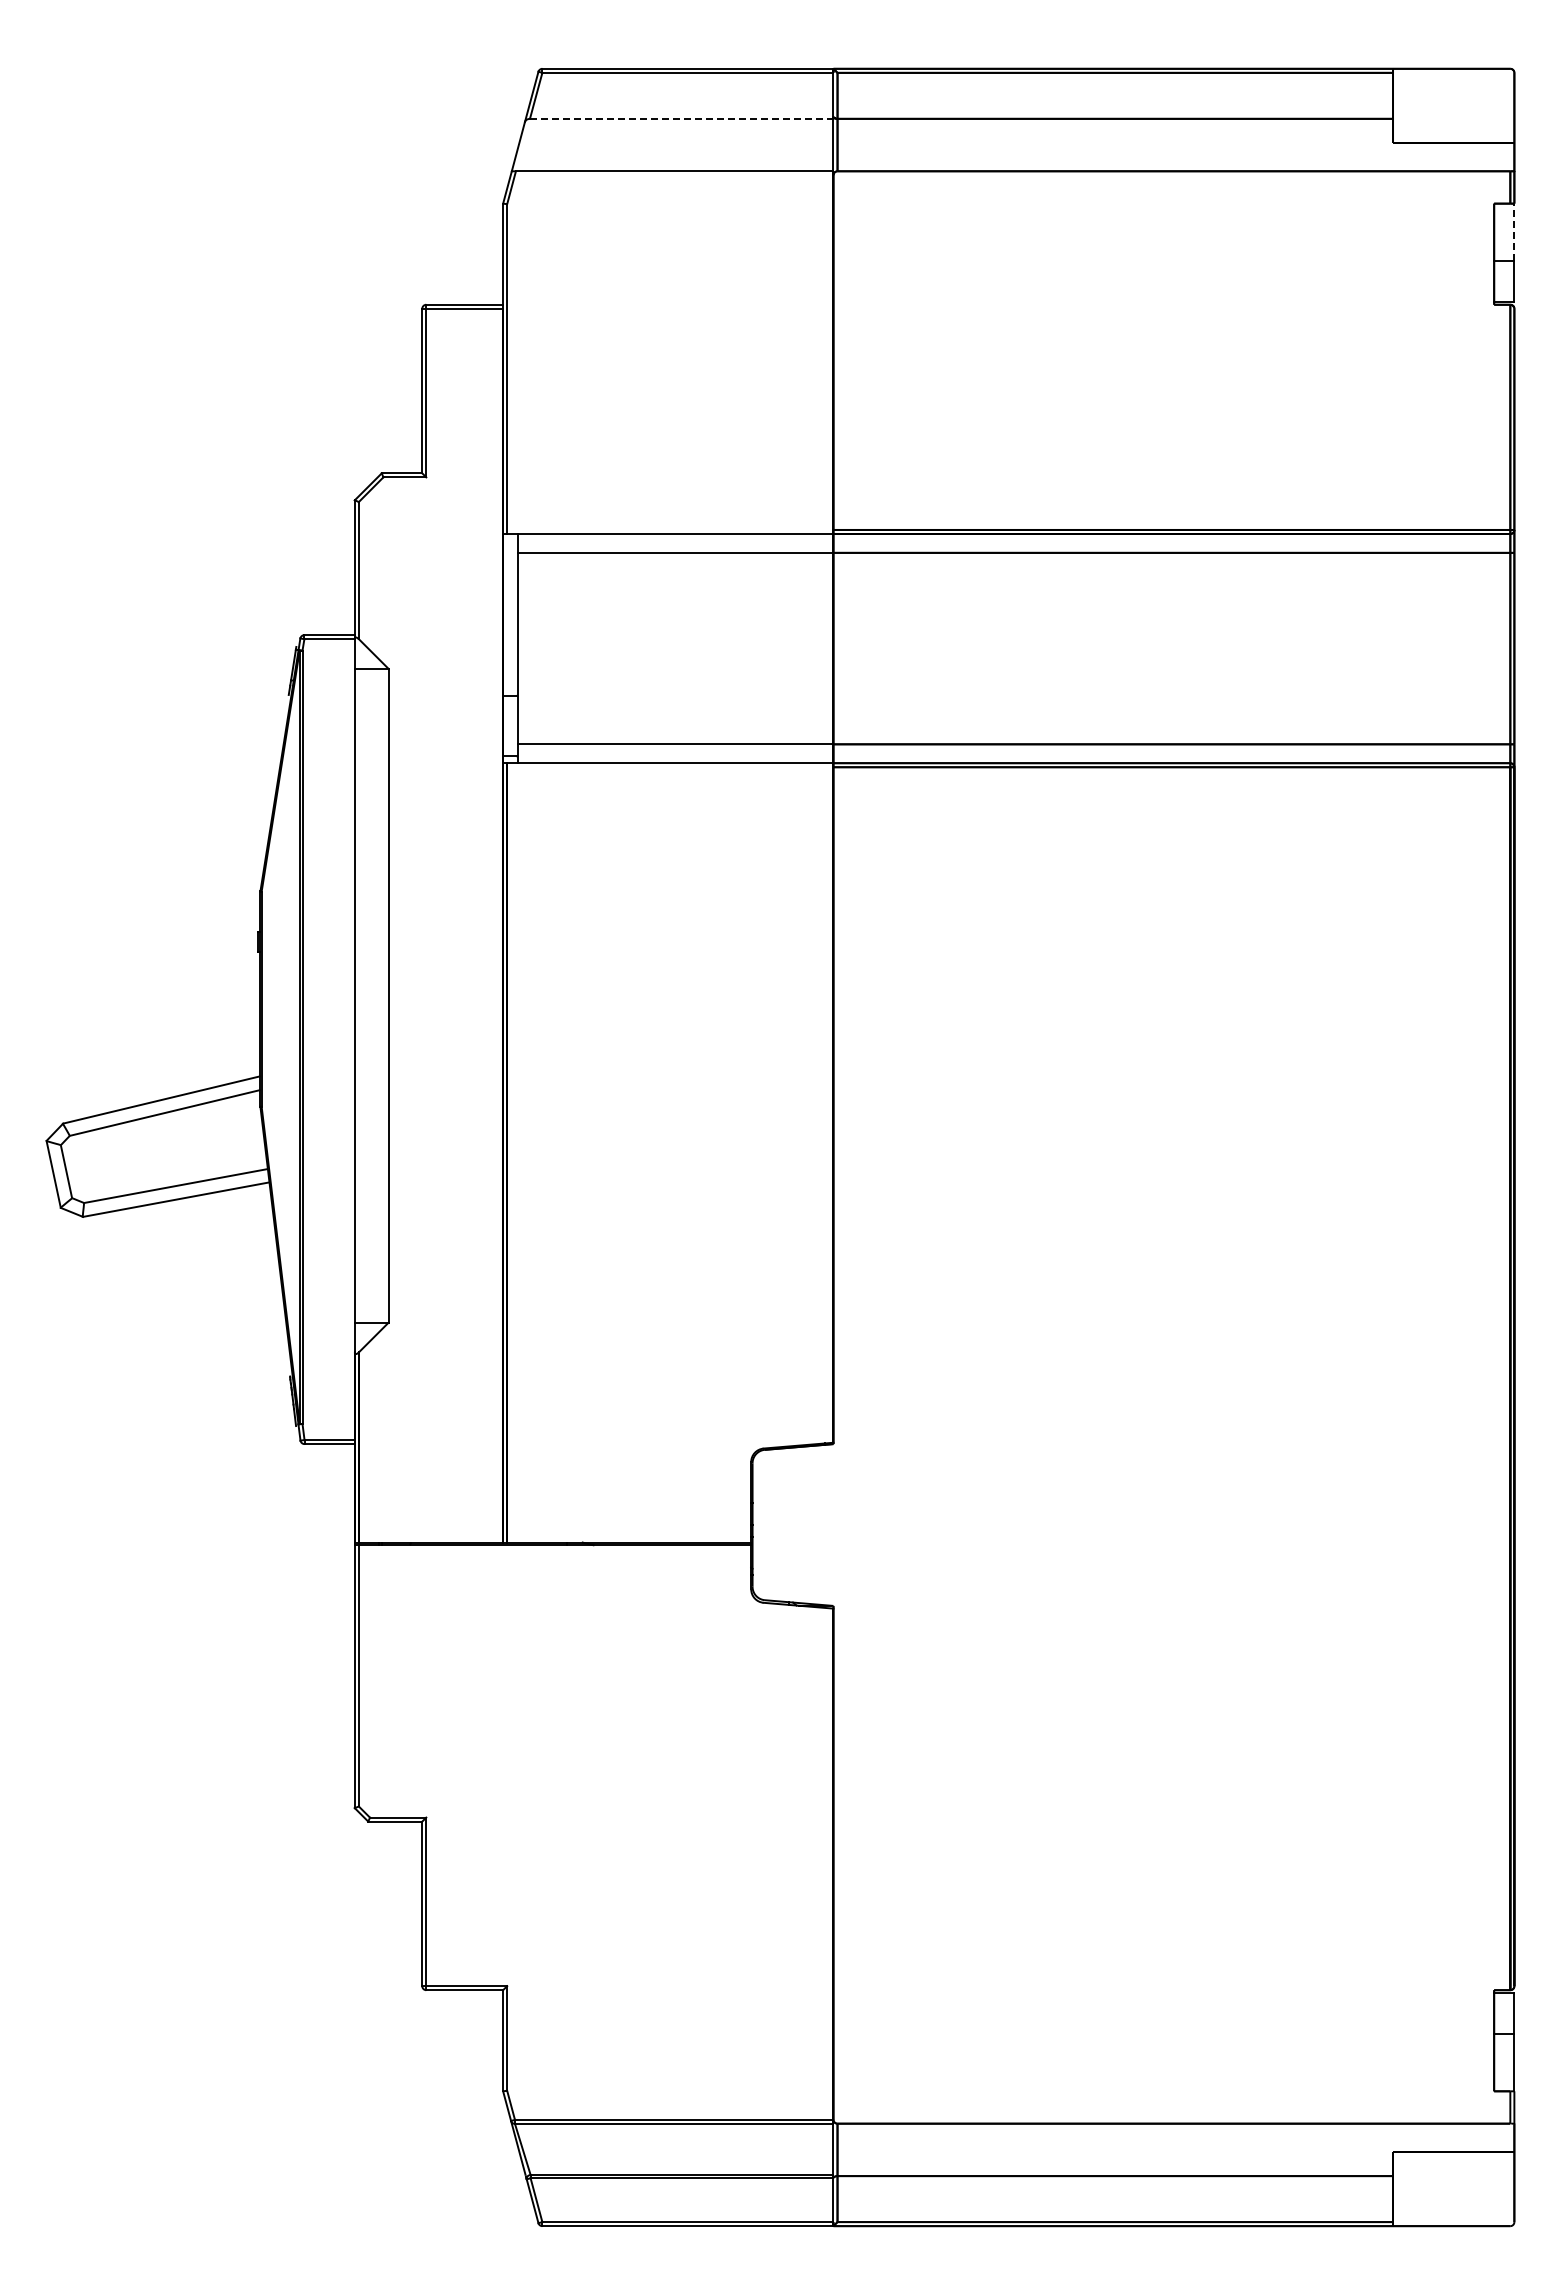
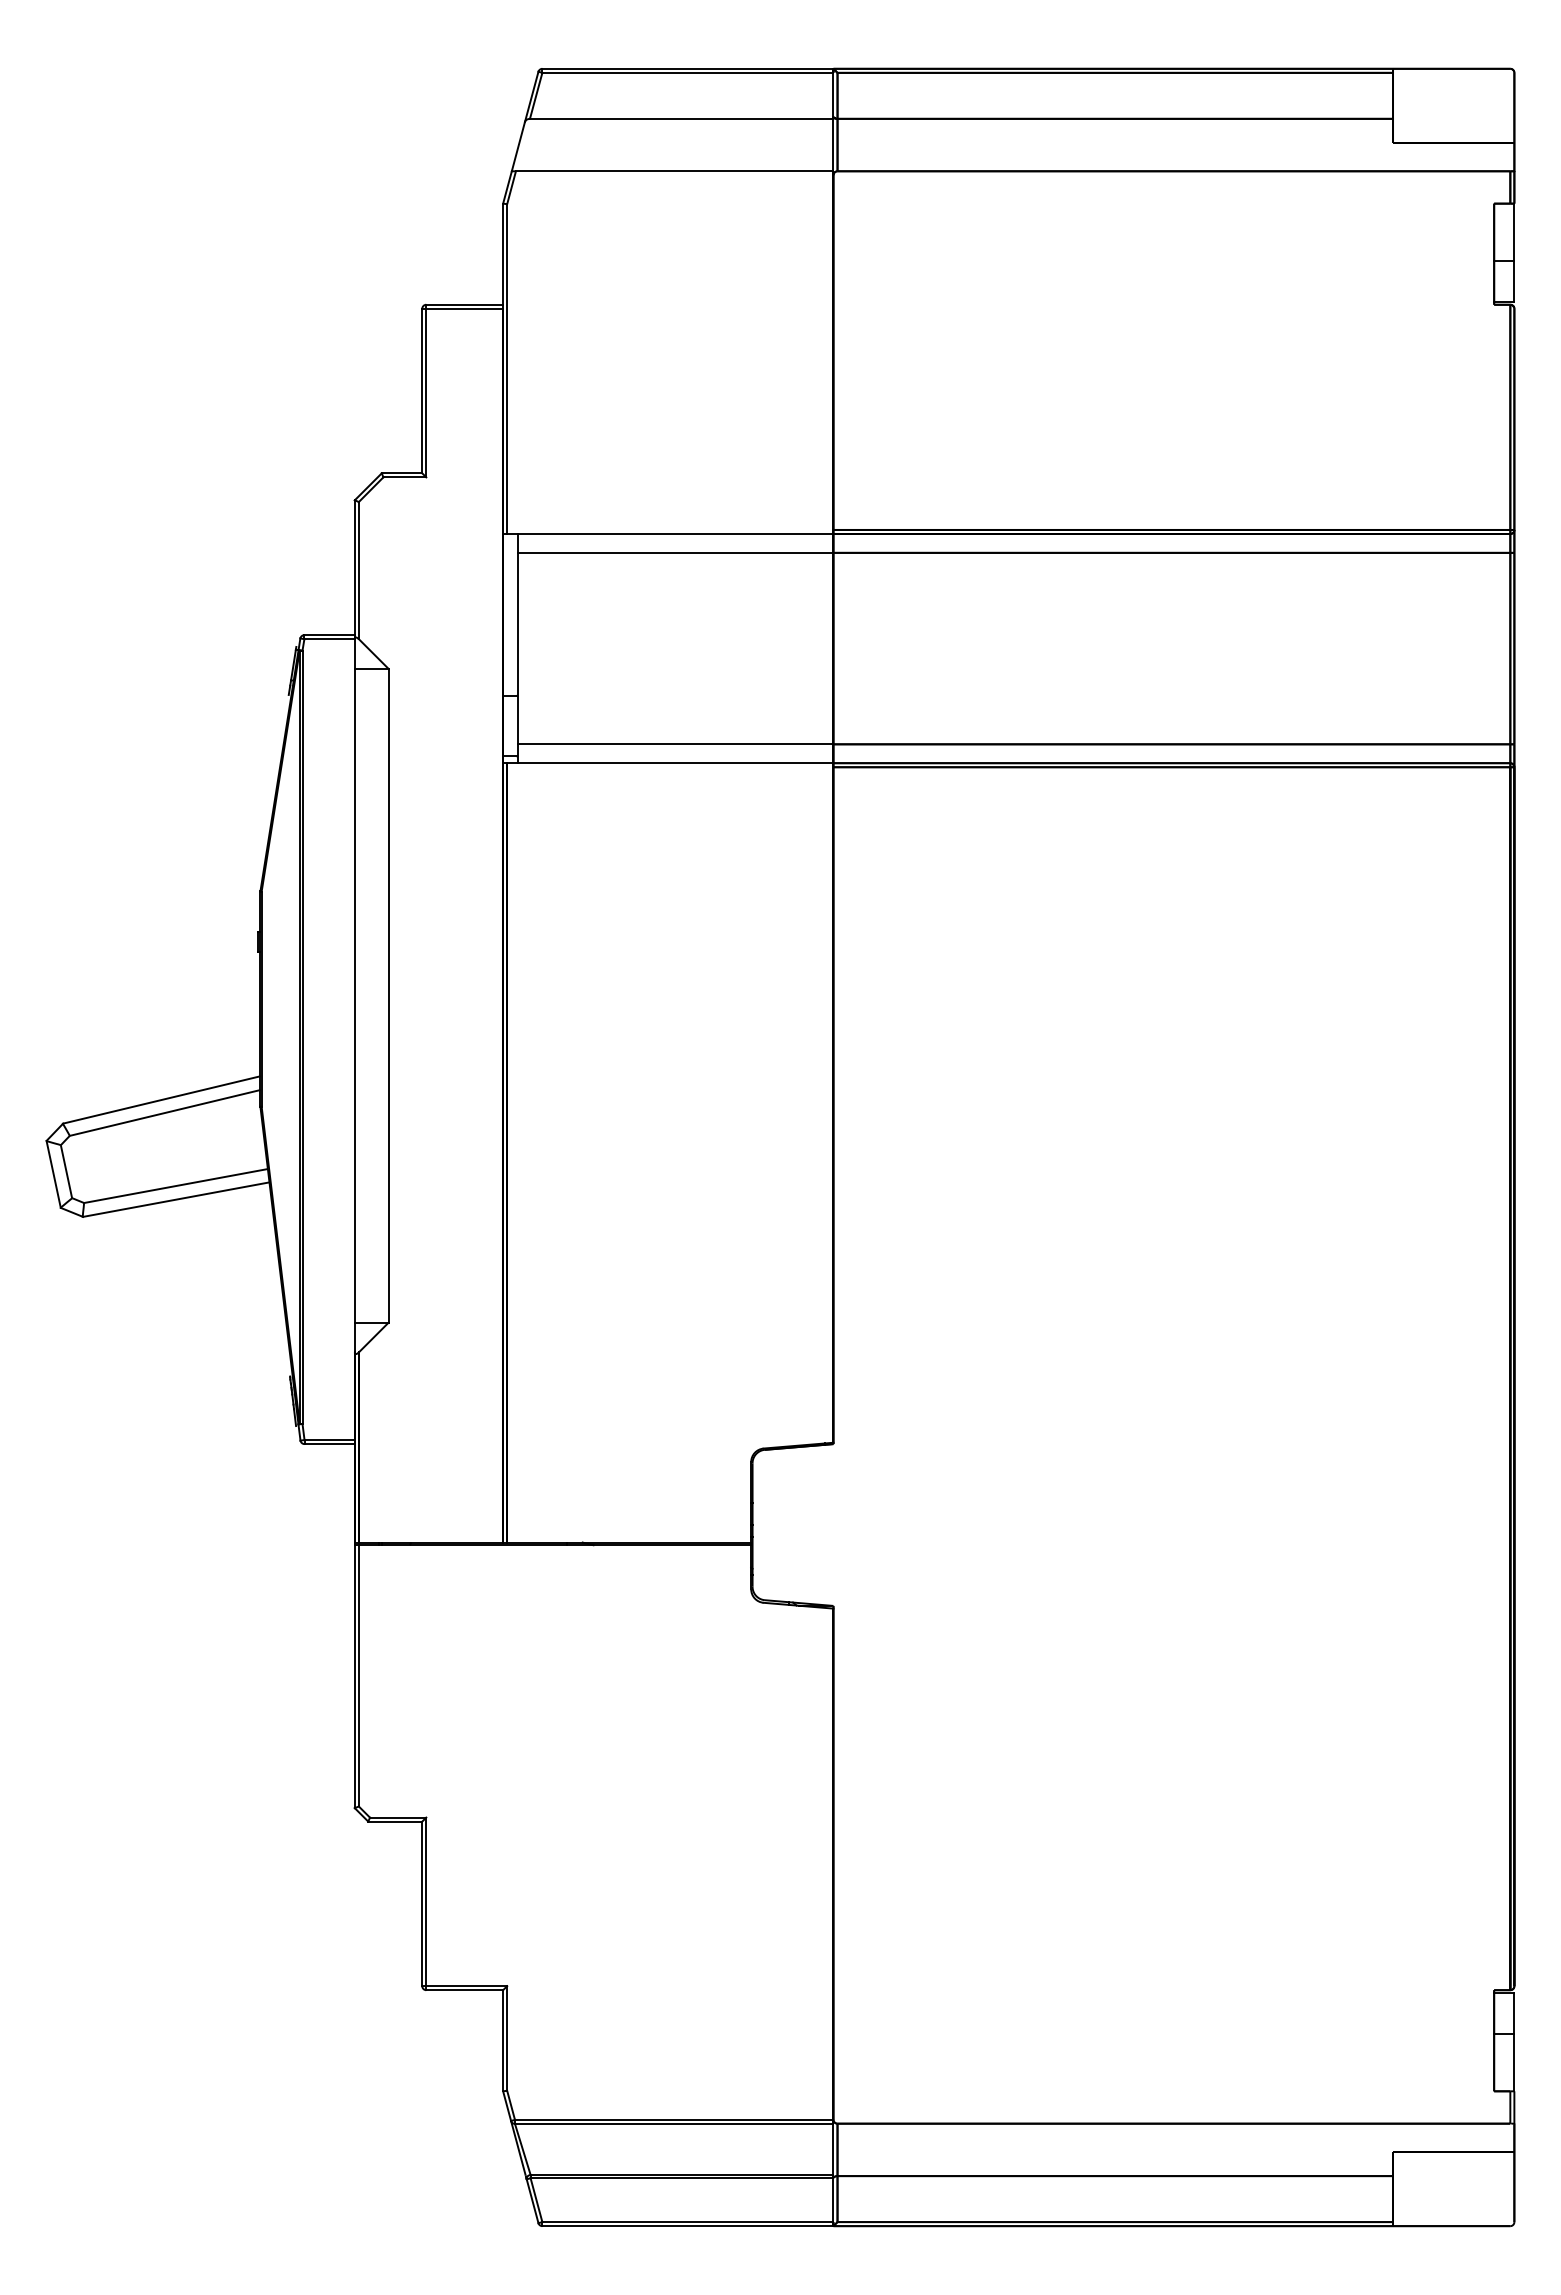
line: dashed -> solid (681, 118)
line: dashed -> solid (1514, 231)
